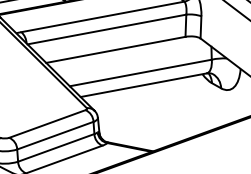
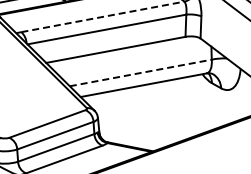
line: solid -> dashed (102, 16)
line: solid -> dashed (141, 72)
